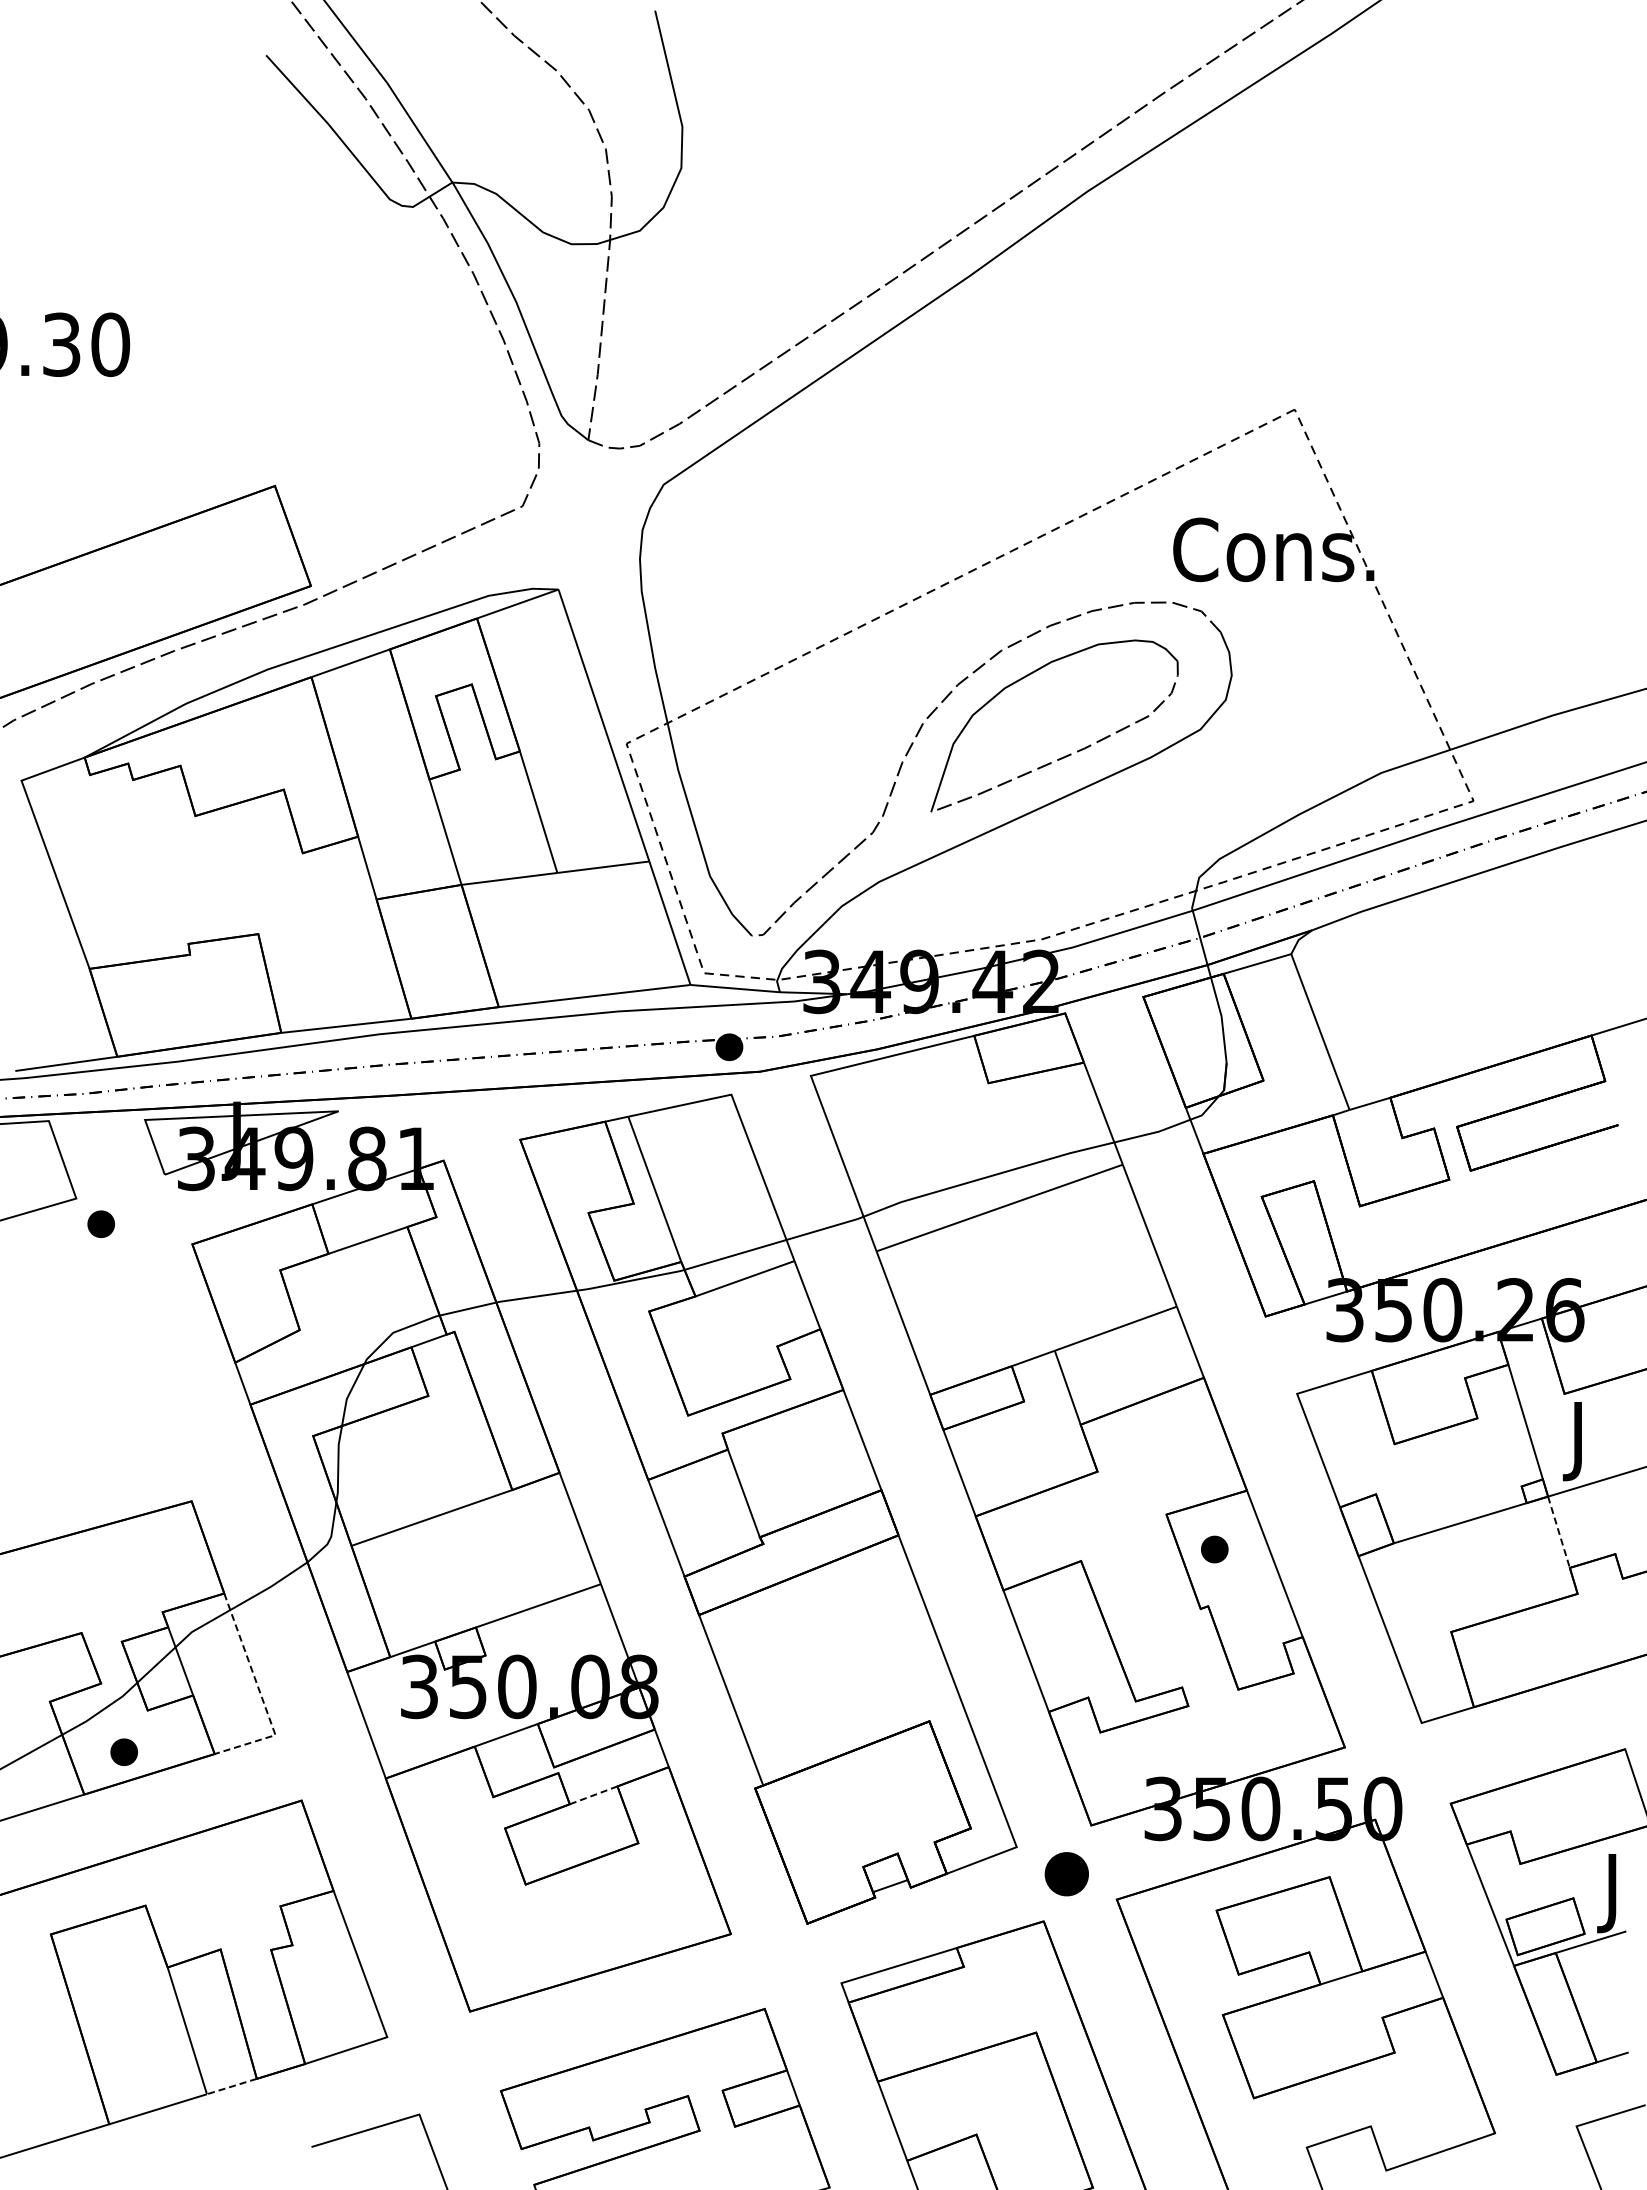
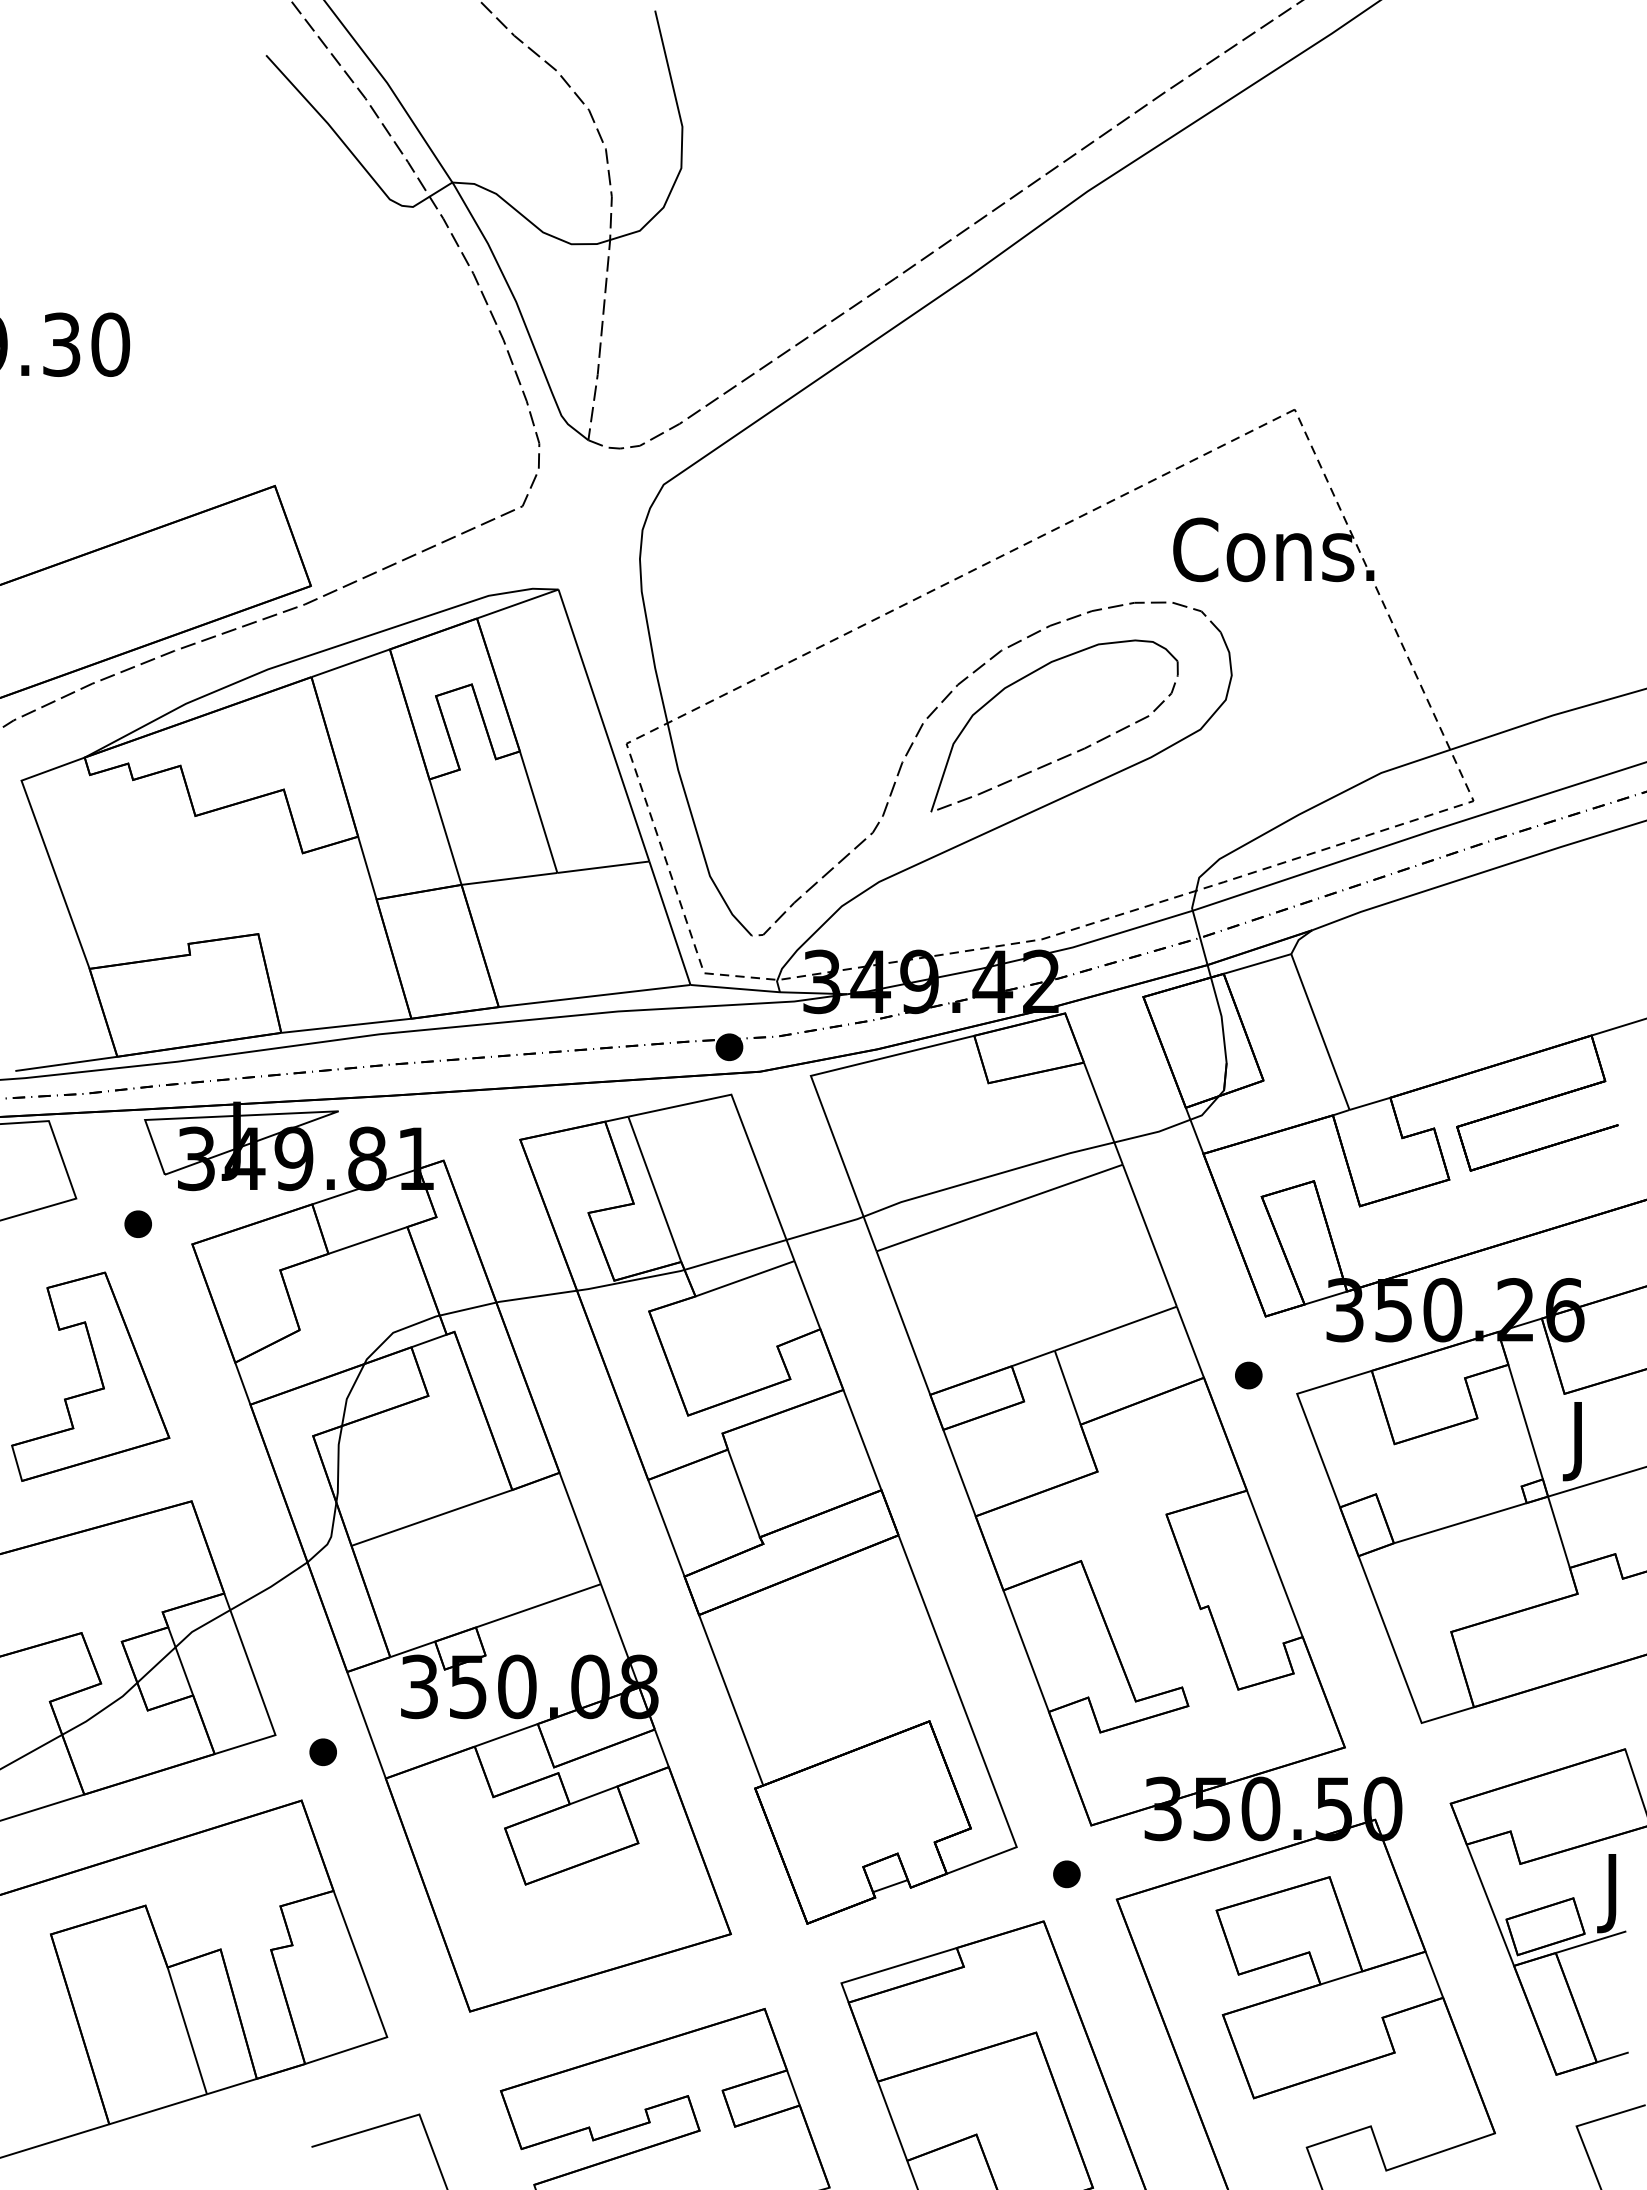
part position: (100, 1223) -> (137, 1223) (137, 1223)
part: none -> present (98, 1373)
line: dashed -> solid (1559, 1532)
part position: (1214, 1549) -> (1248, 1375) (1248, 1375)
line: dashed -> solid (260, 1694)
part position: (123, 1752) -> (322, 1752) (322, 1752)
line: dashed -> solid (594, 1795)
part size: 45x45 px -> 28x29 px (1066, 1874)
line: dashed -> solid (231, 2086)
